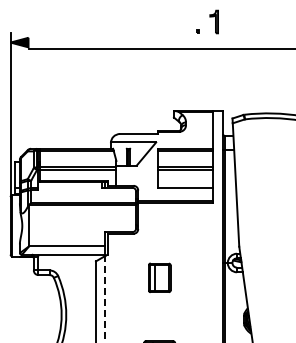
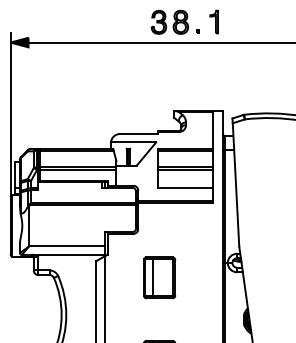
part: none -> present (169, 21)
line position: (160, 48) -> (160, 42) (160, 42)
part size: 24x31 px -> 34x44 px (159, 277)
line: dashed -> solid (105, 298)
